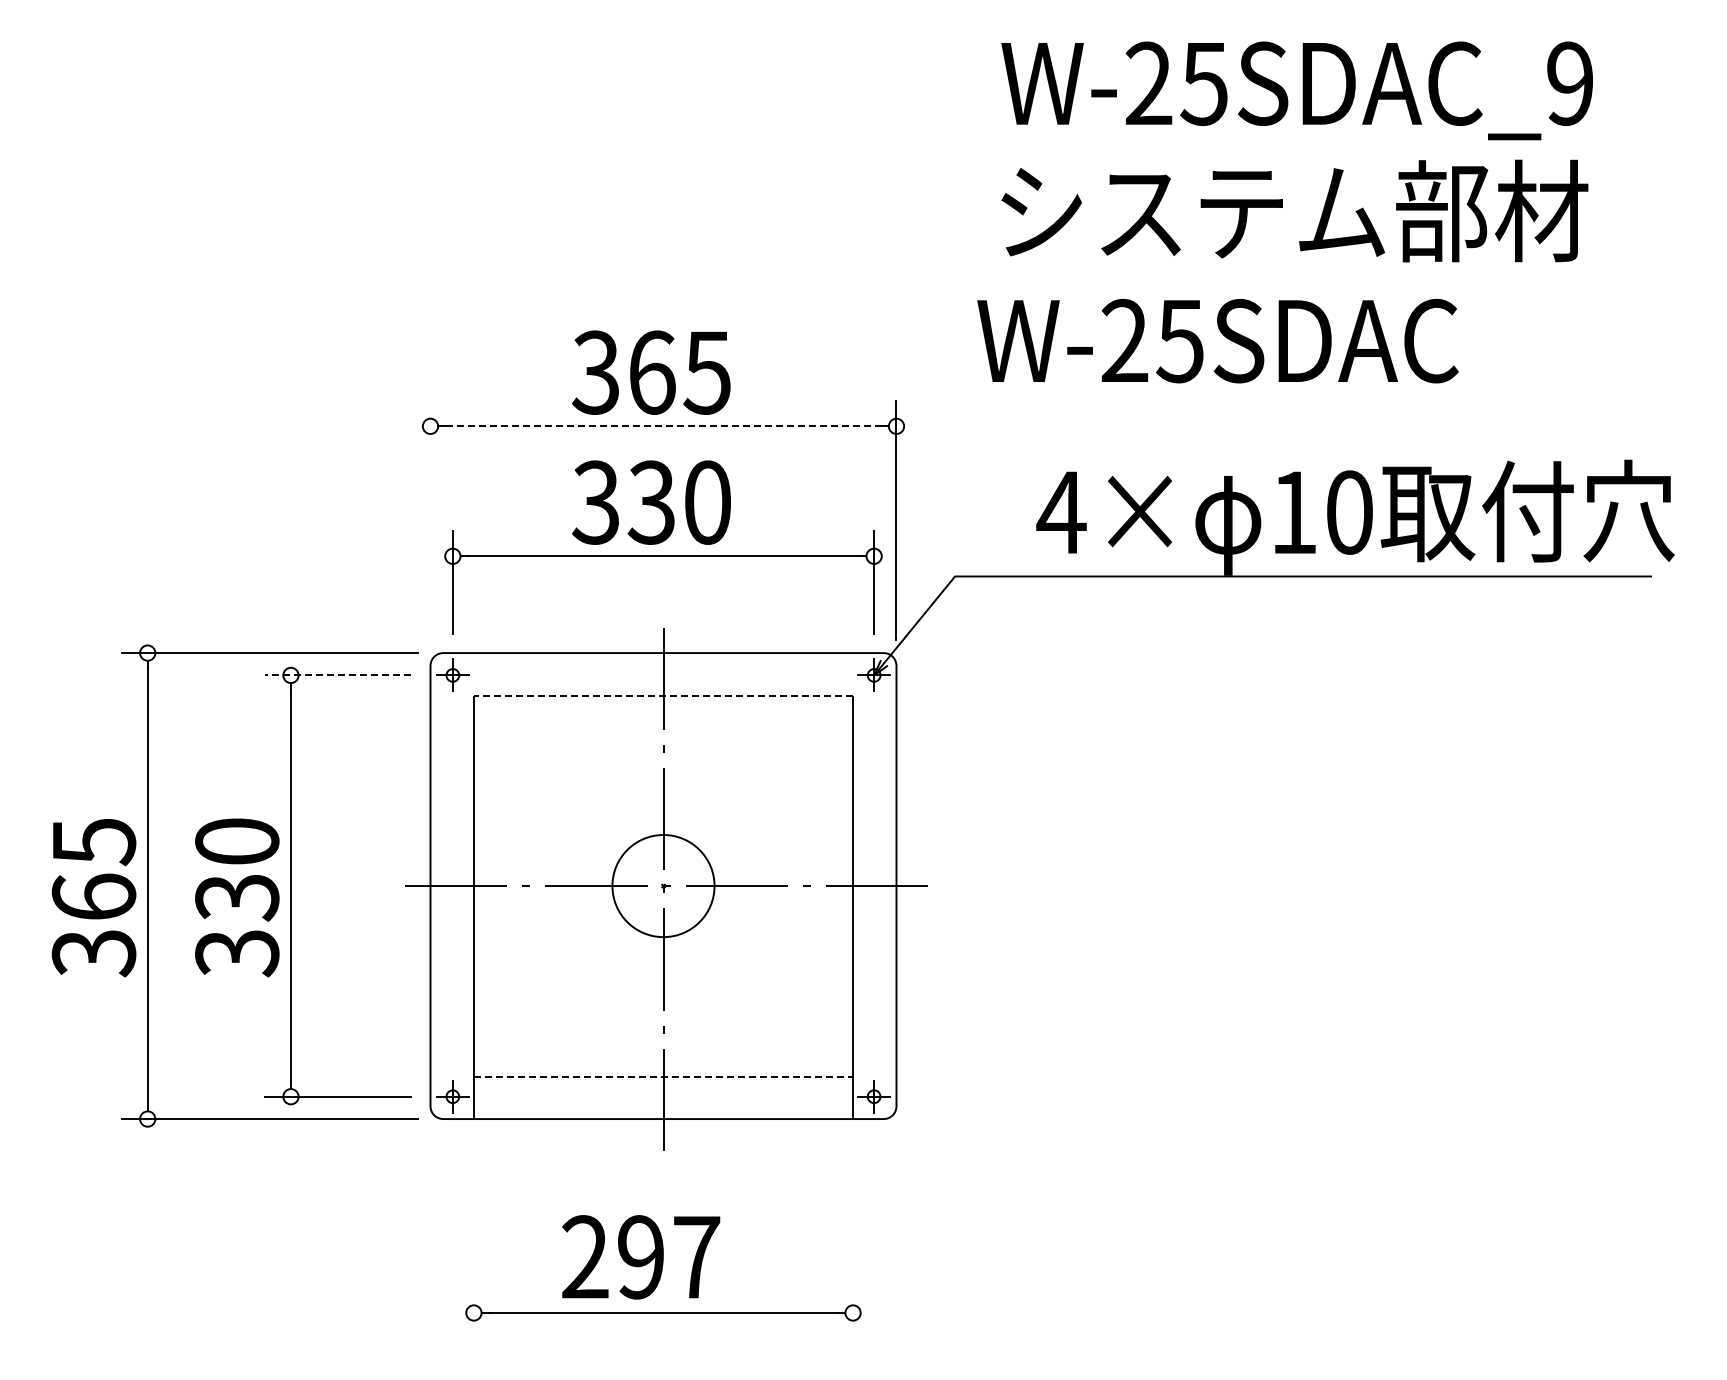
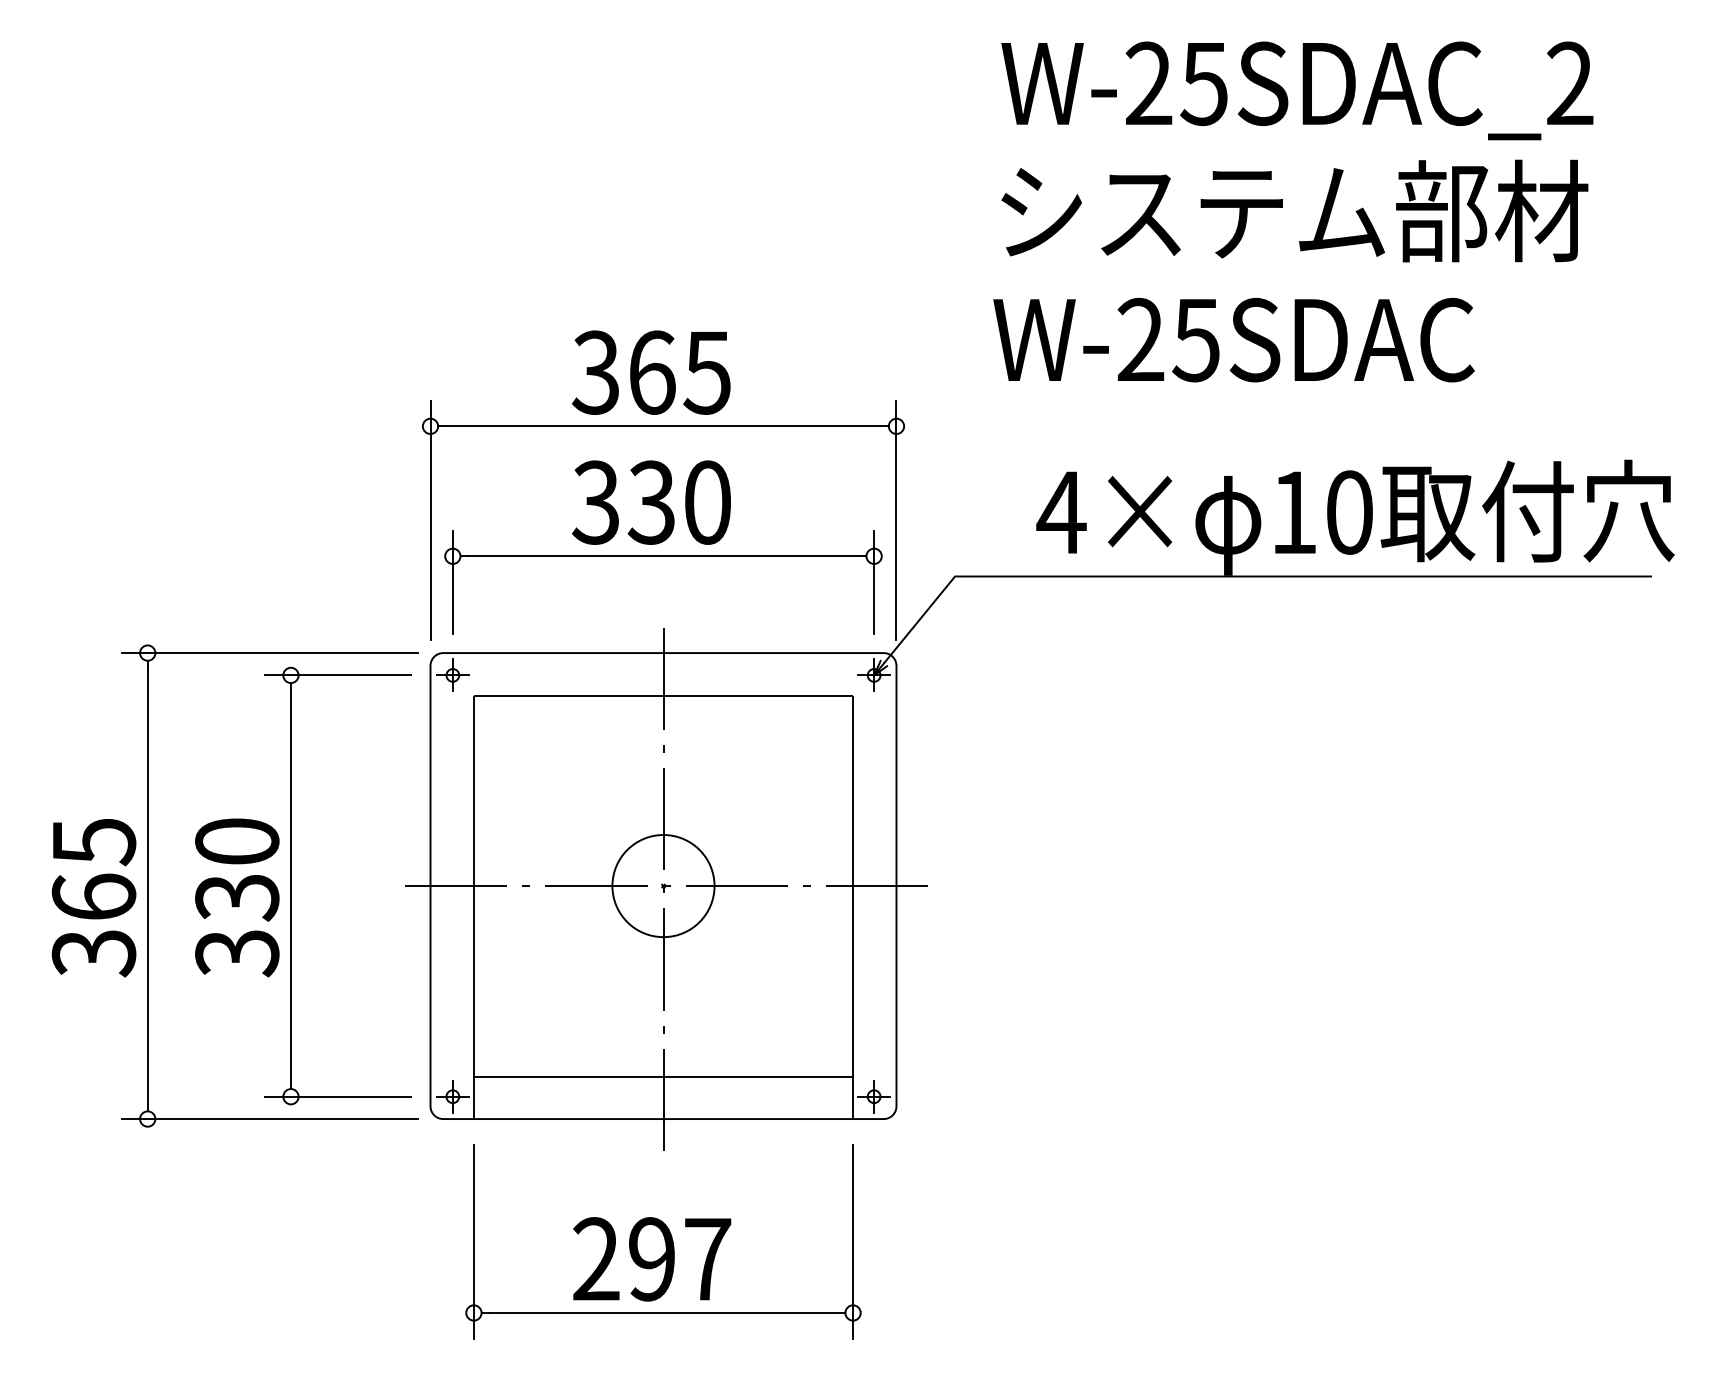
text: W-25SDAC_9 -> W-25SDAC_2 (1570, 83)
text position: (1217, 340) -> (1233, 339) (1233, 339)
line: dashed -> solid (663, 426)
line: none -> present (430, 520)
line: dashed -> solid (338, 675)
line: dashed -> solid (663, 696)
line: dashed -> solid (663, 1076)
line: none -> present (473, 1241)
line: none -> present (853, 1241)
text position: (641, 1257) -> (652, 1259) (652, 1259)
